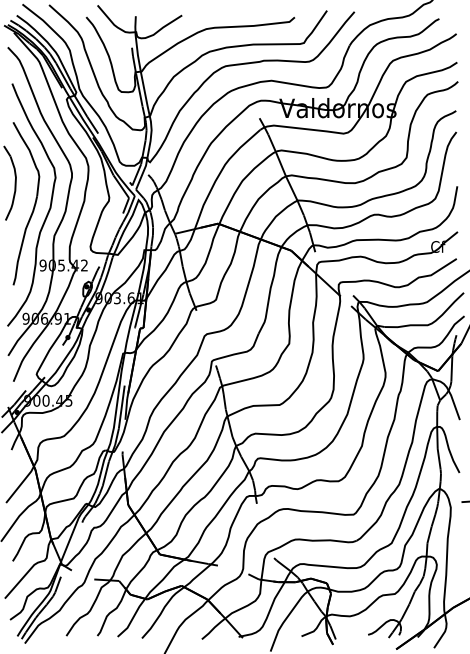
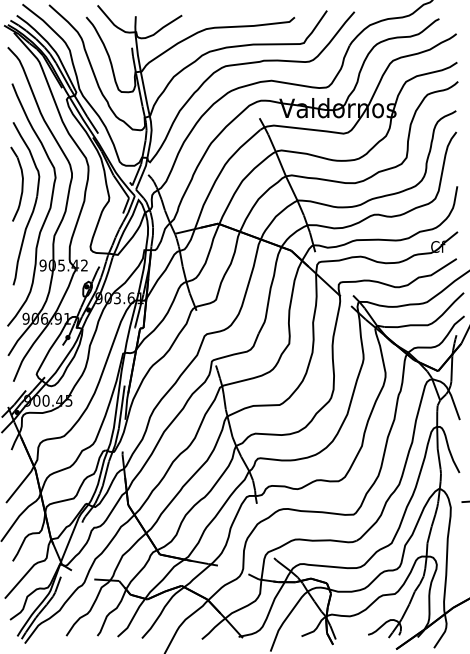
part position: (9, 182) -> (16, 183) (16, 183)
